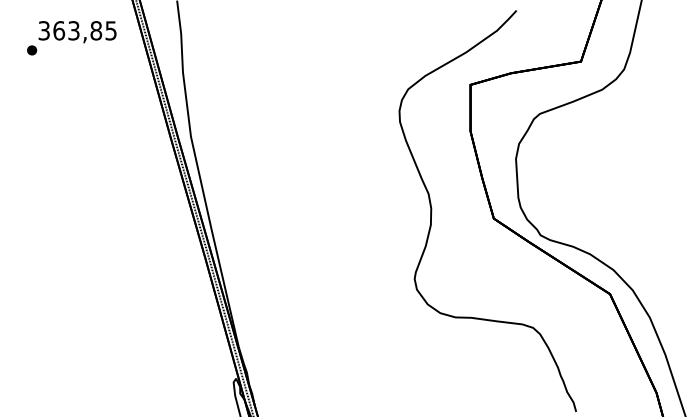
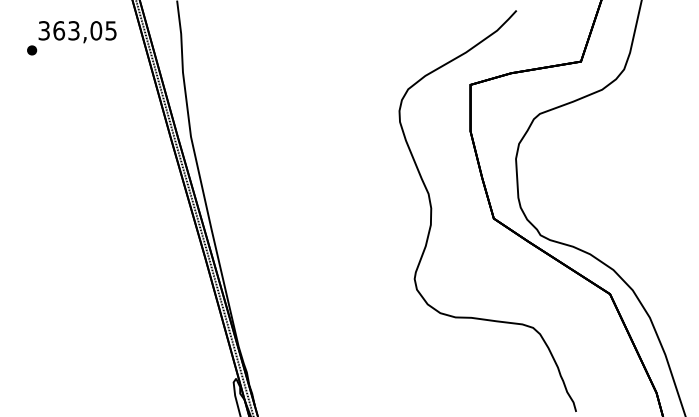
text: 363,85 -> 363,05 (96, 30)
